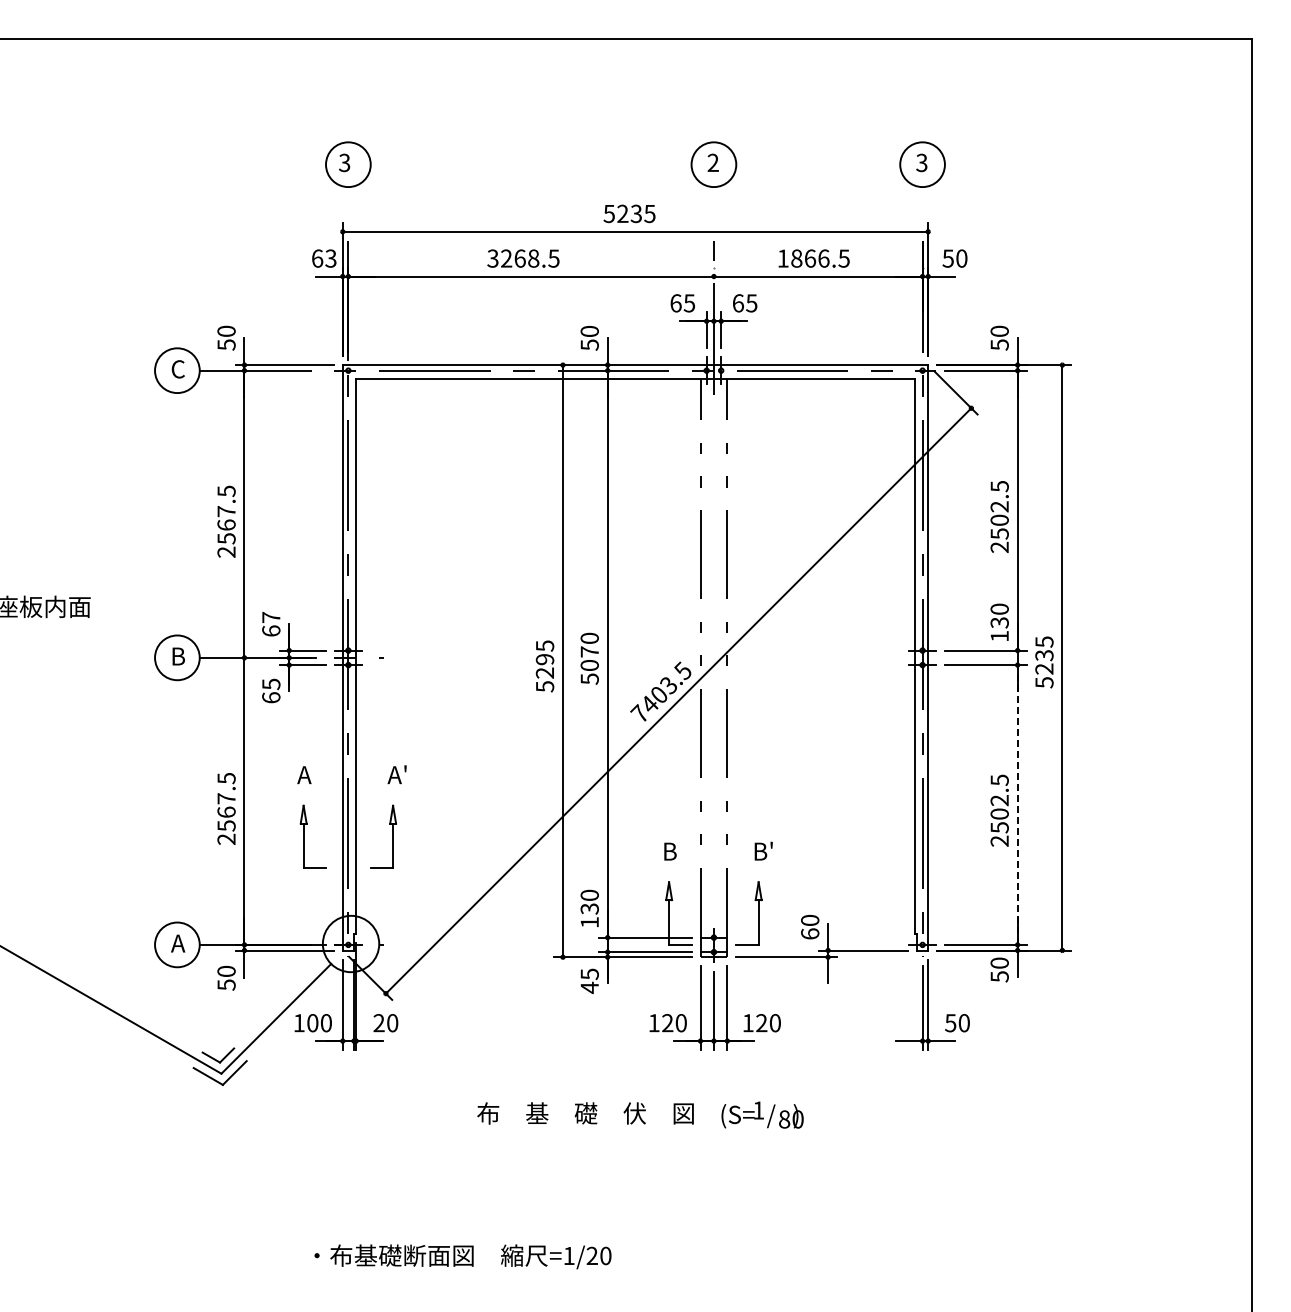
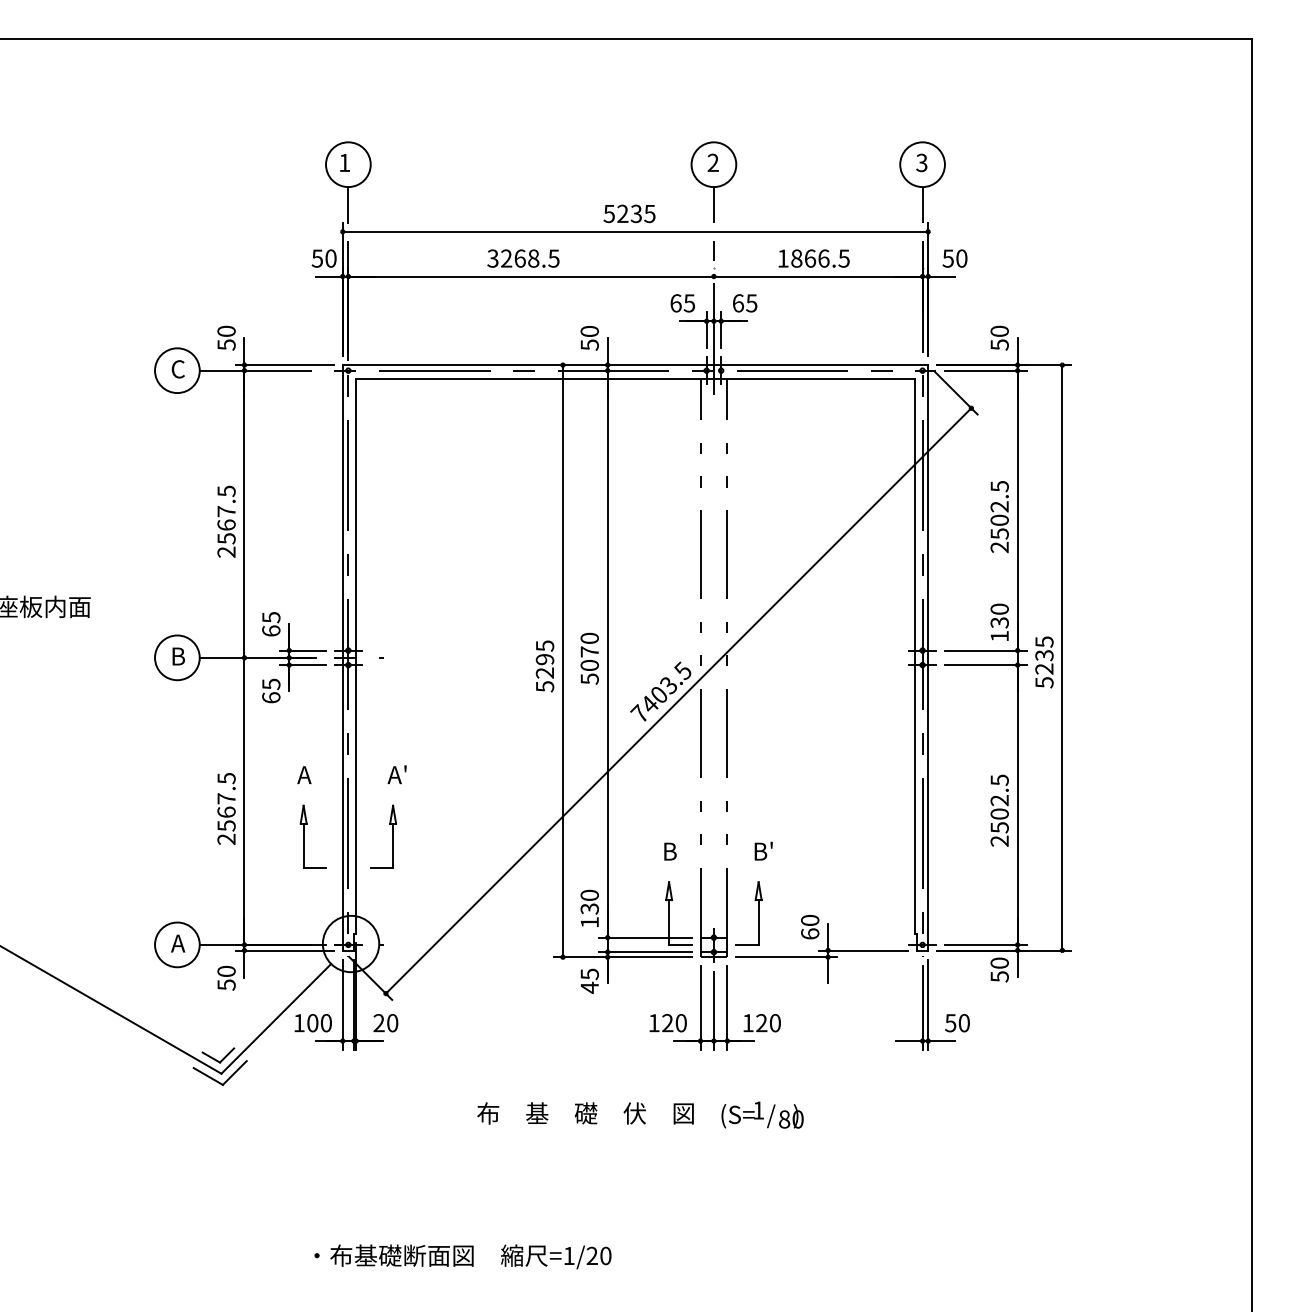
text: 3 -> 1 (344, 162)
line: none -> present (348, 204)
line: none -> present (713, 204)
line: none -> present (922, 204)
text: 63 -> 50 (323, 258)
text: 67 -> 65 (271, 617)
line: dashed -> solid (1017, 805)
